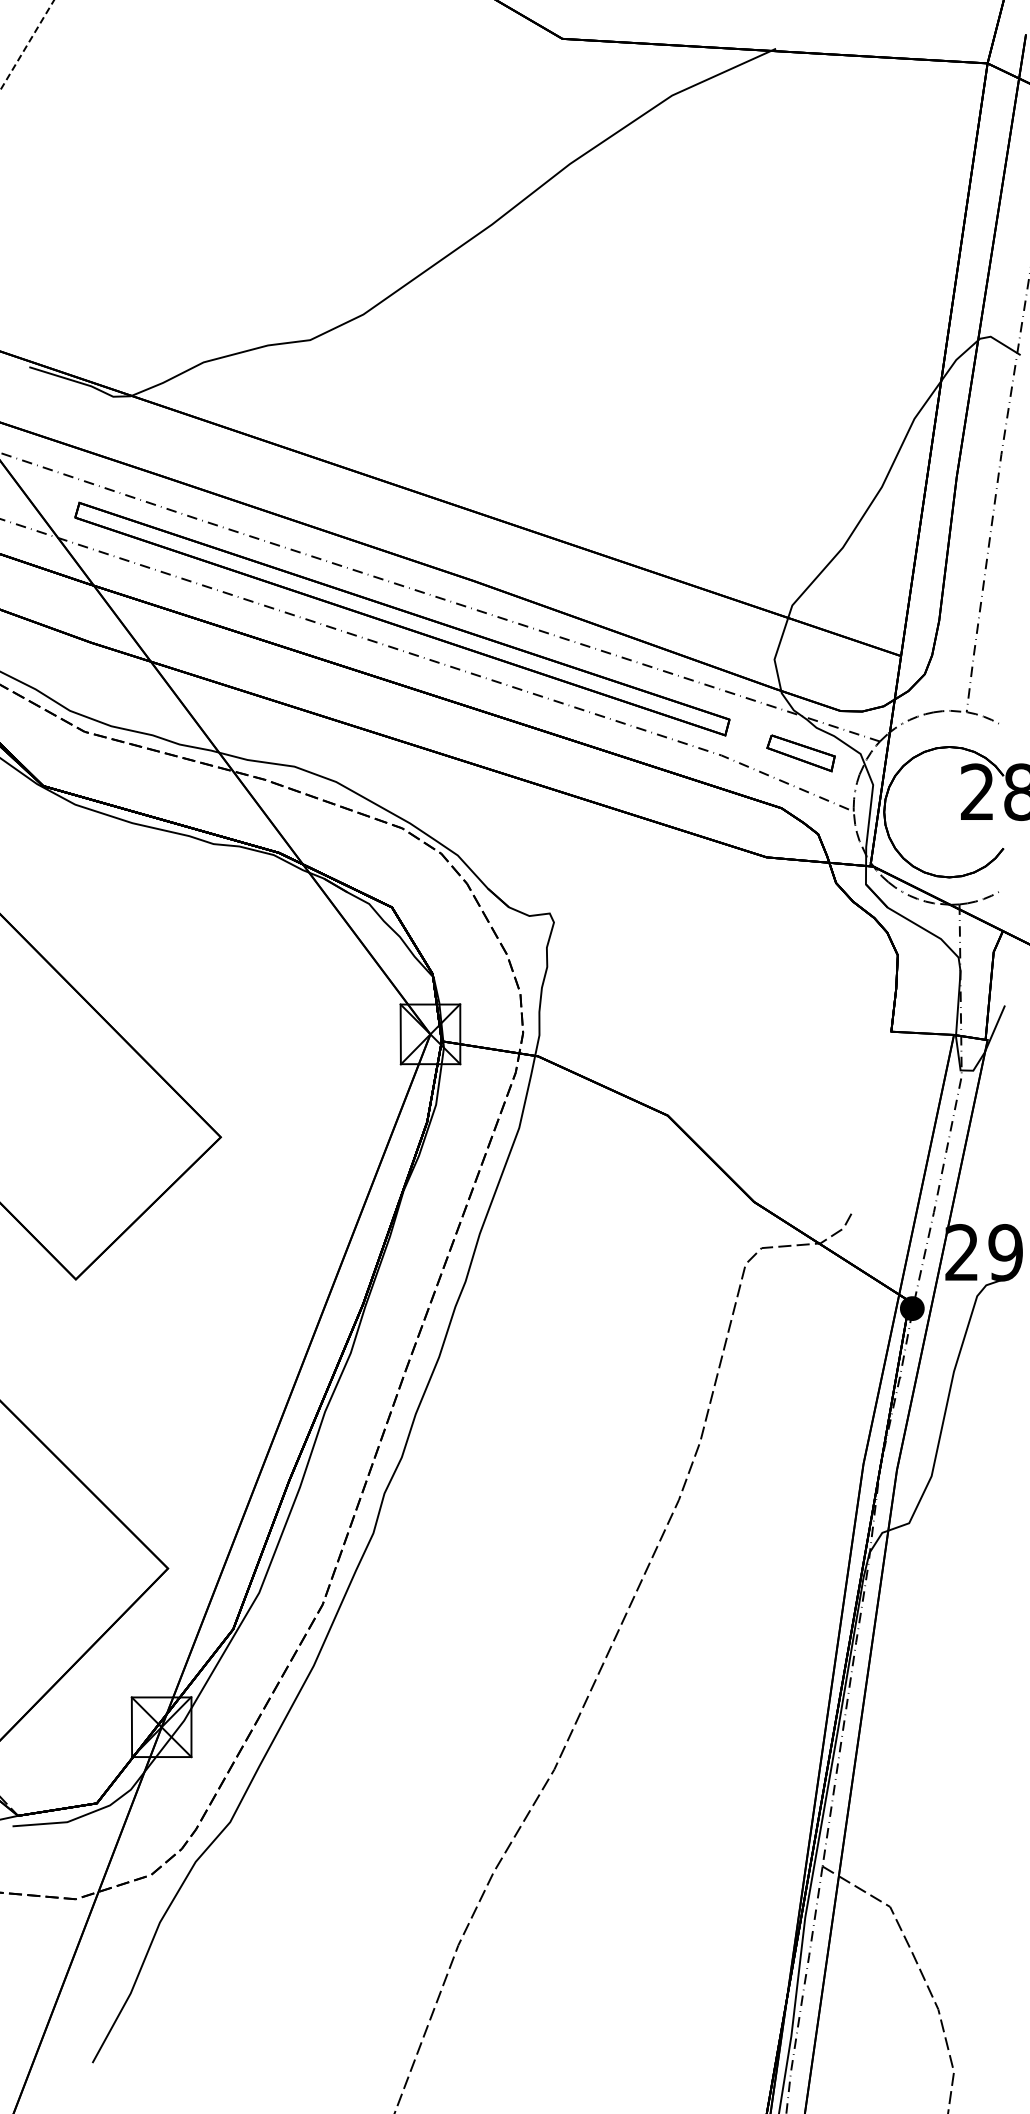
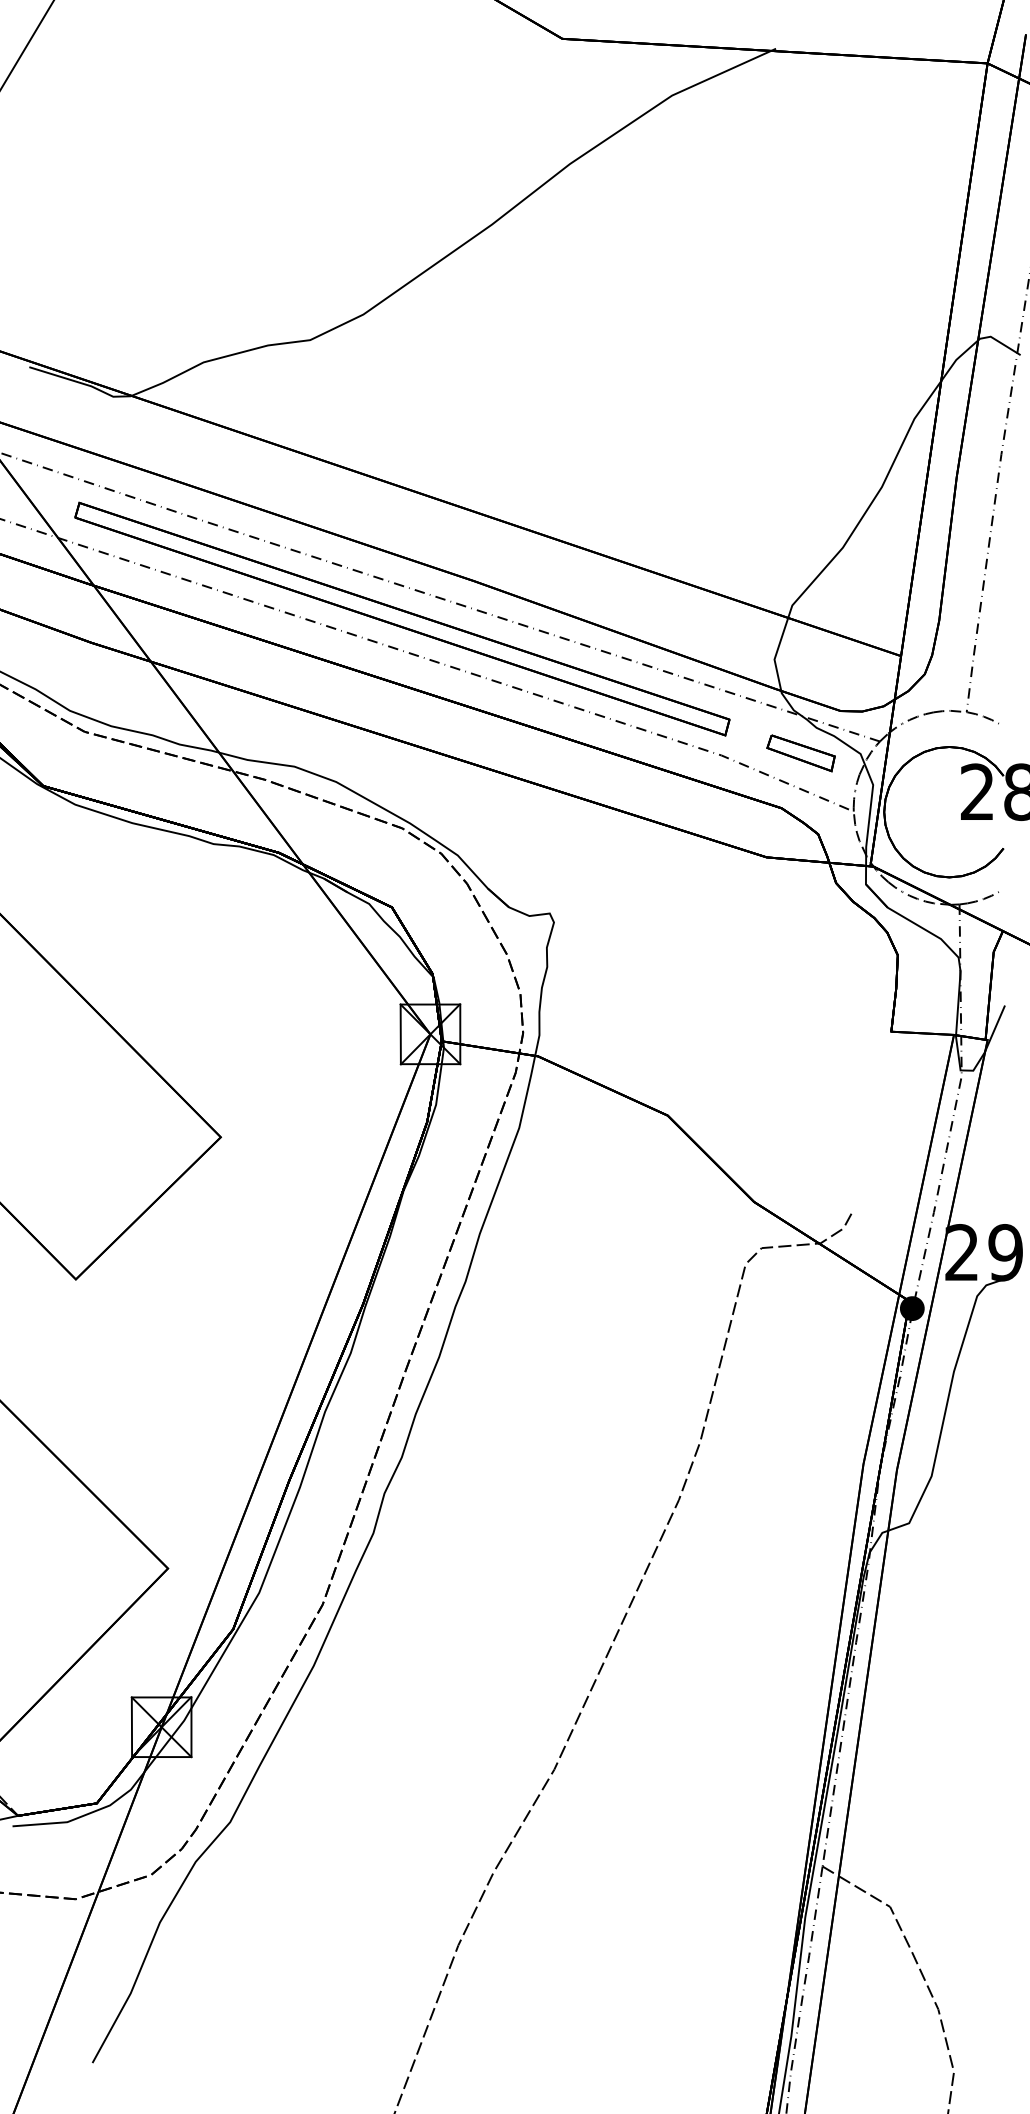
line: dashed -> solid (26, 46)
